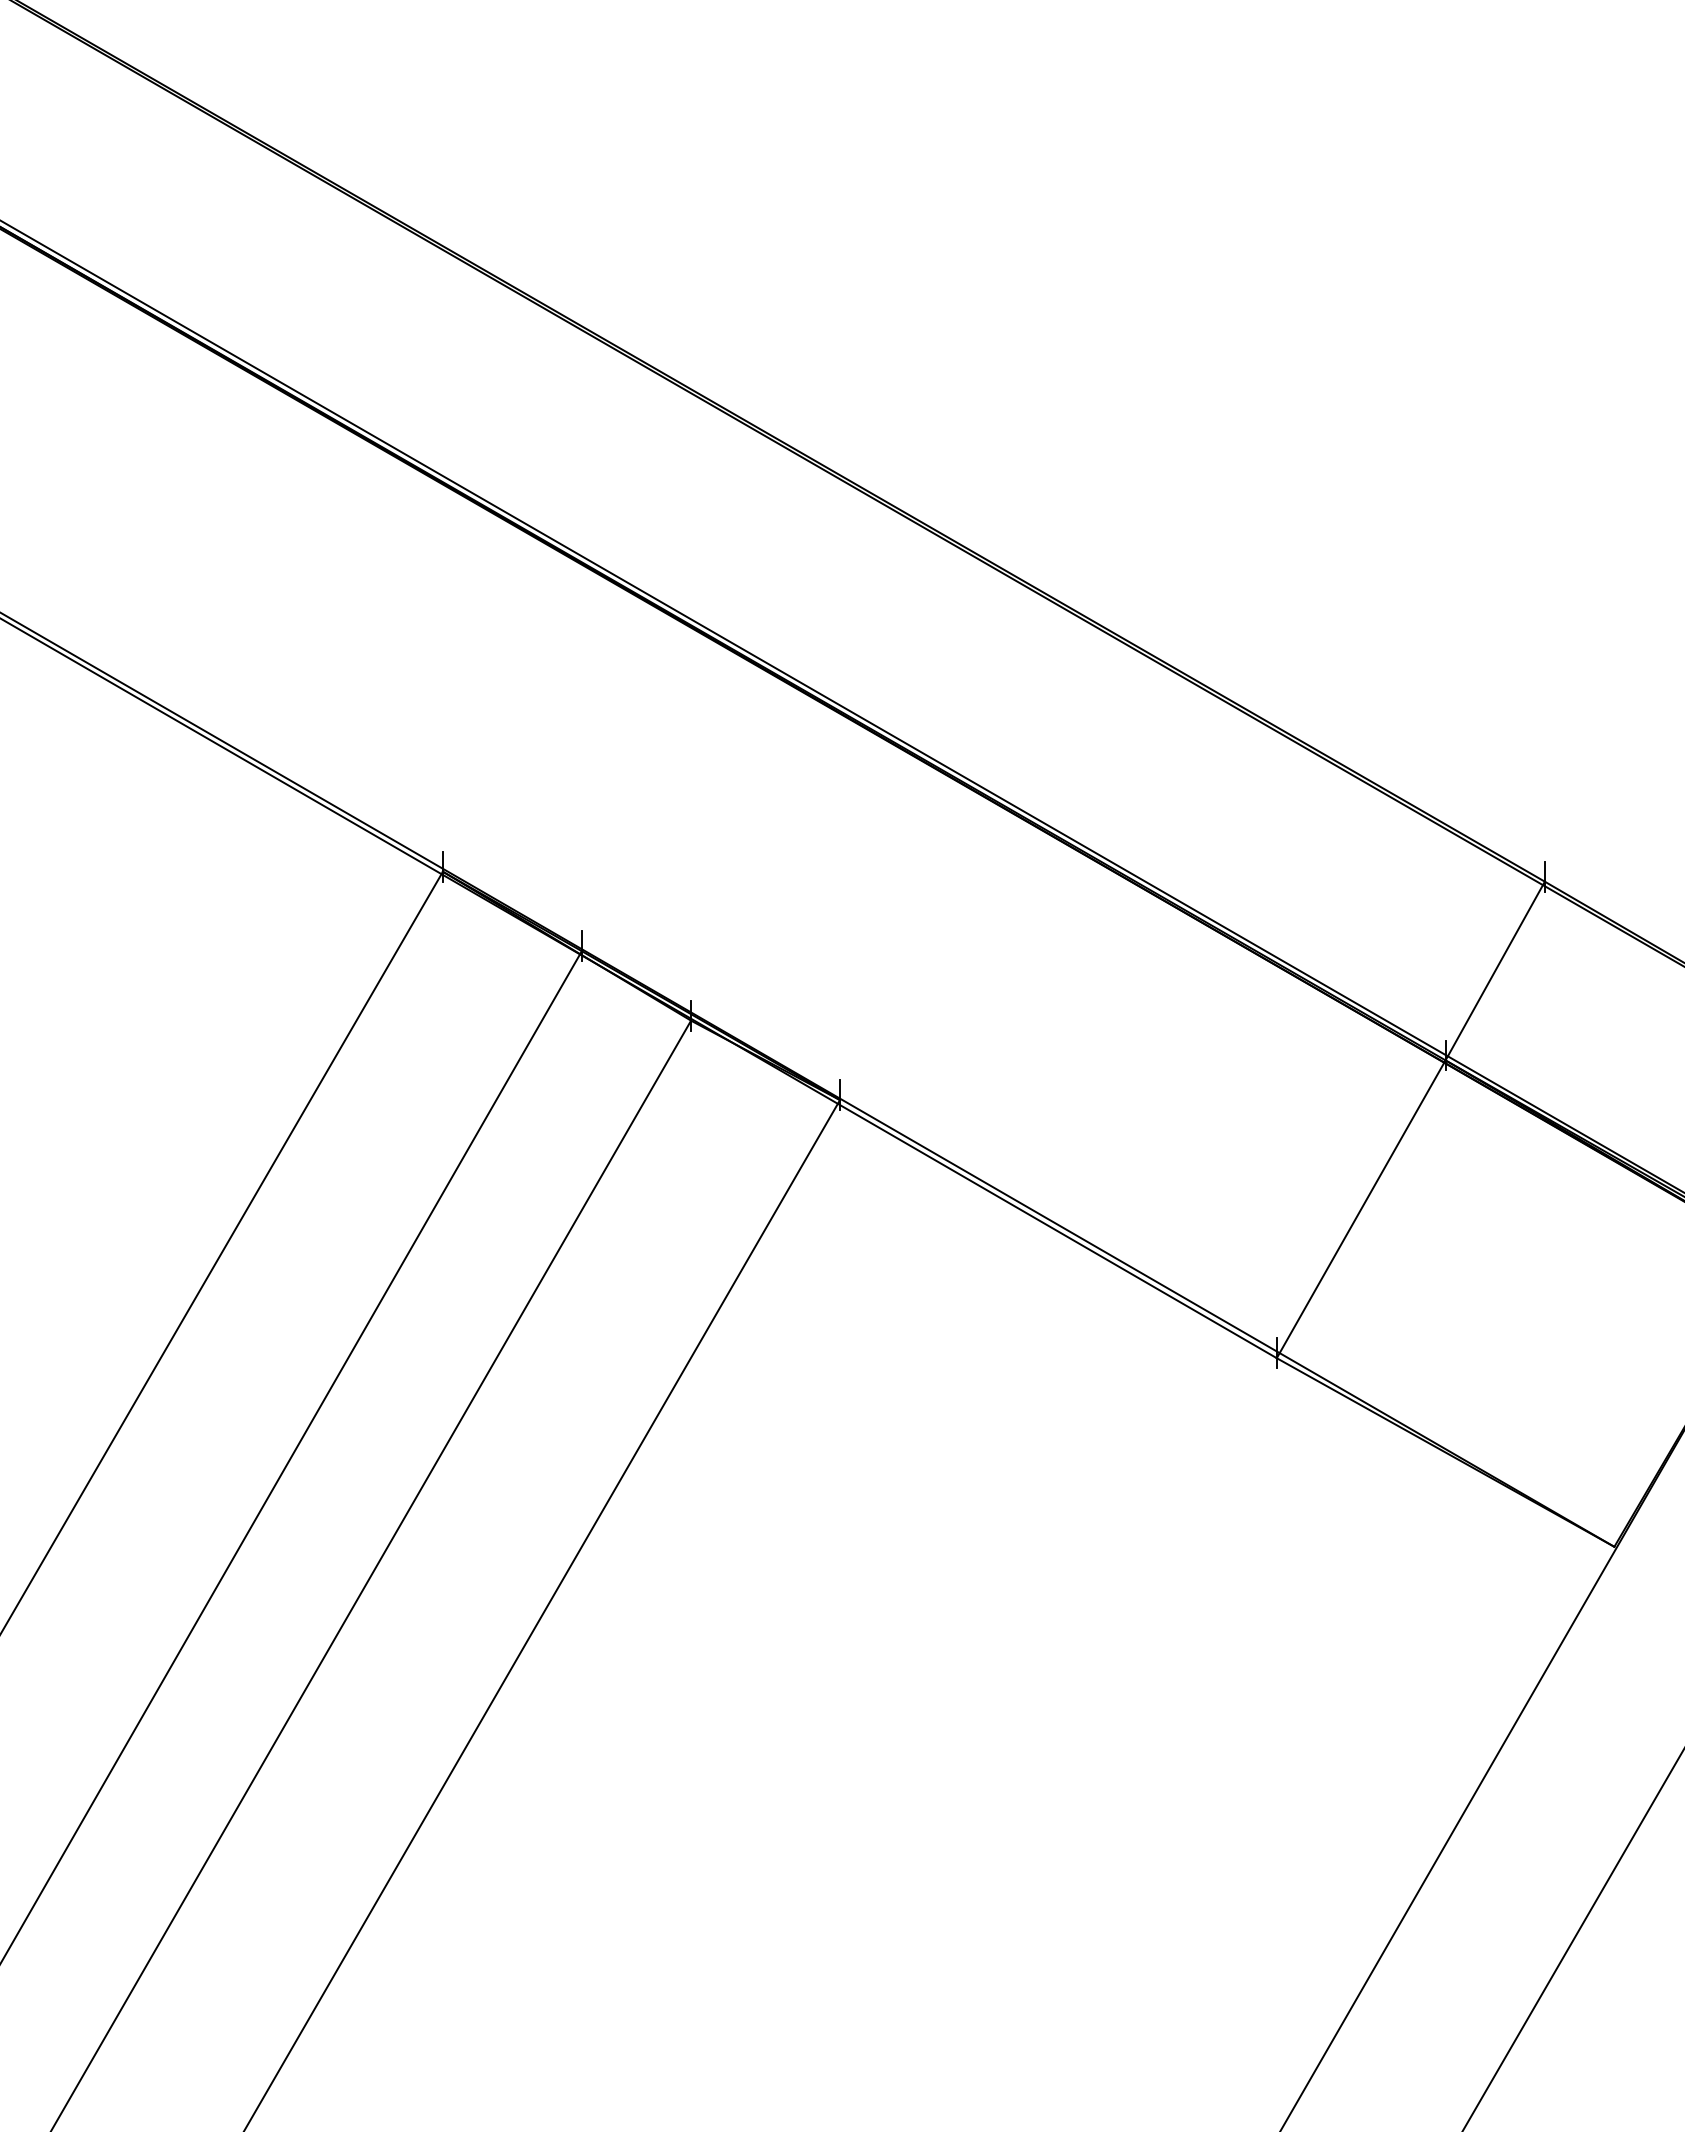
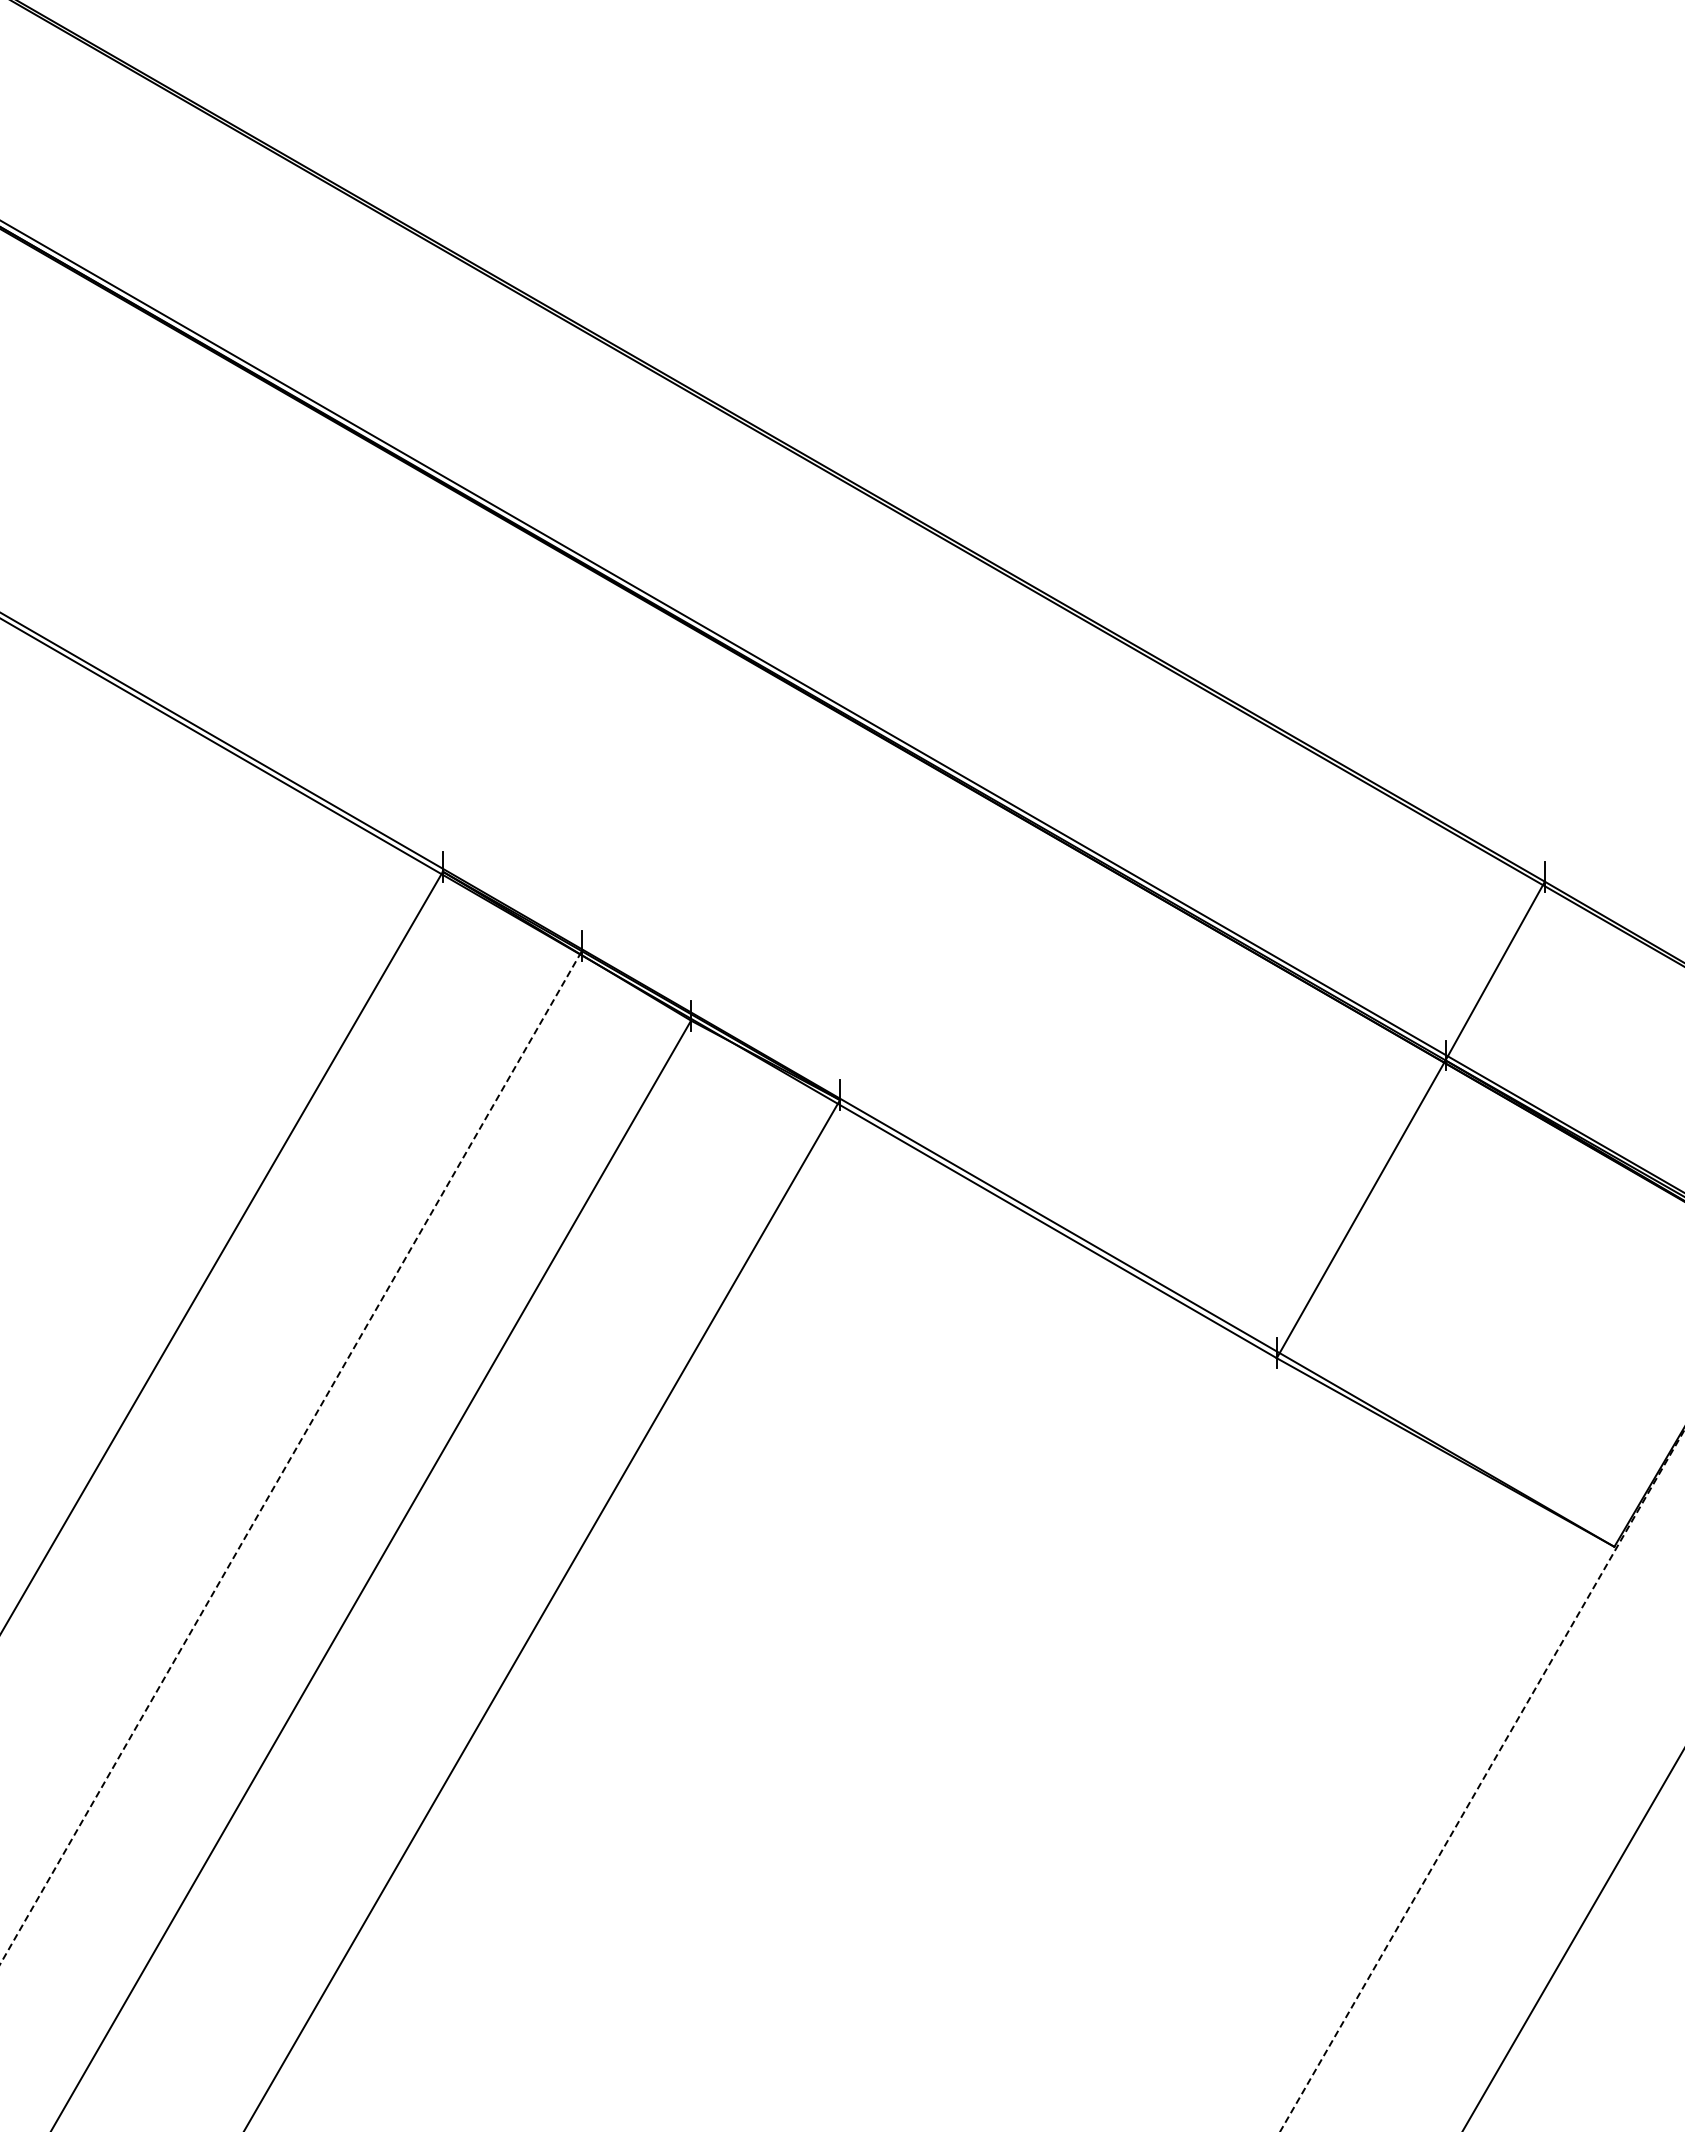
line: solid -> dashed (291, 1457)
line: solid -> dashed (1482, 1780)
